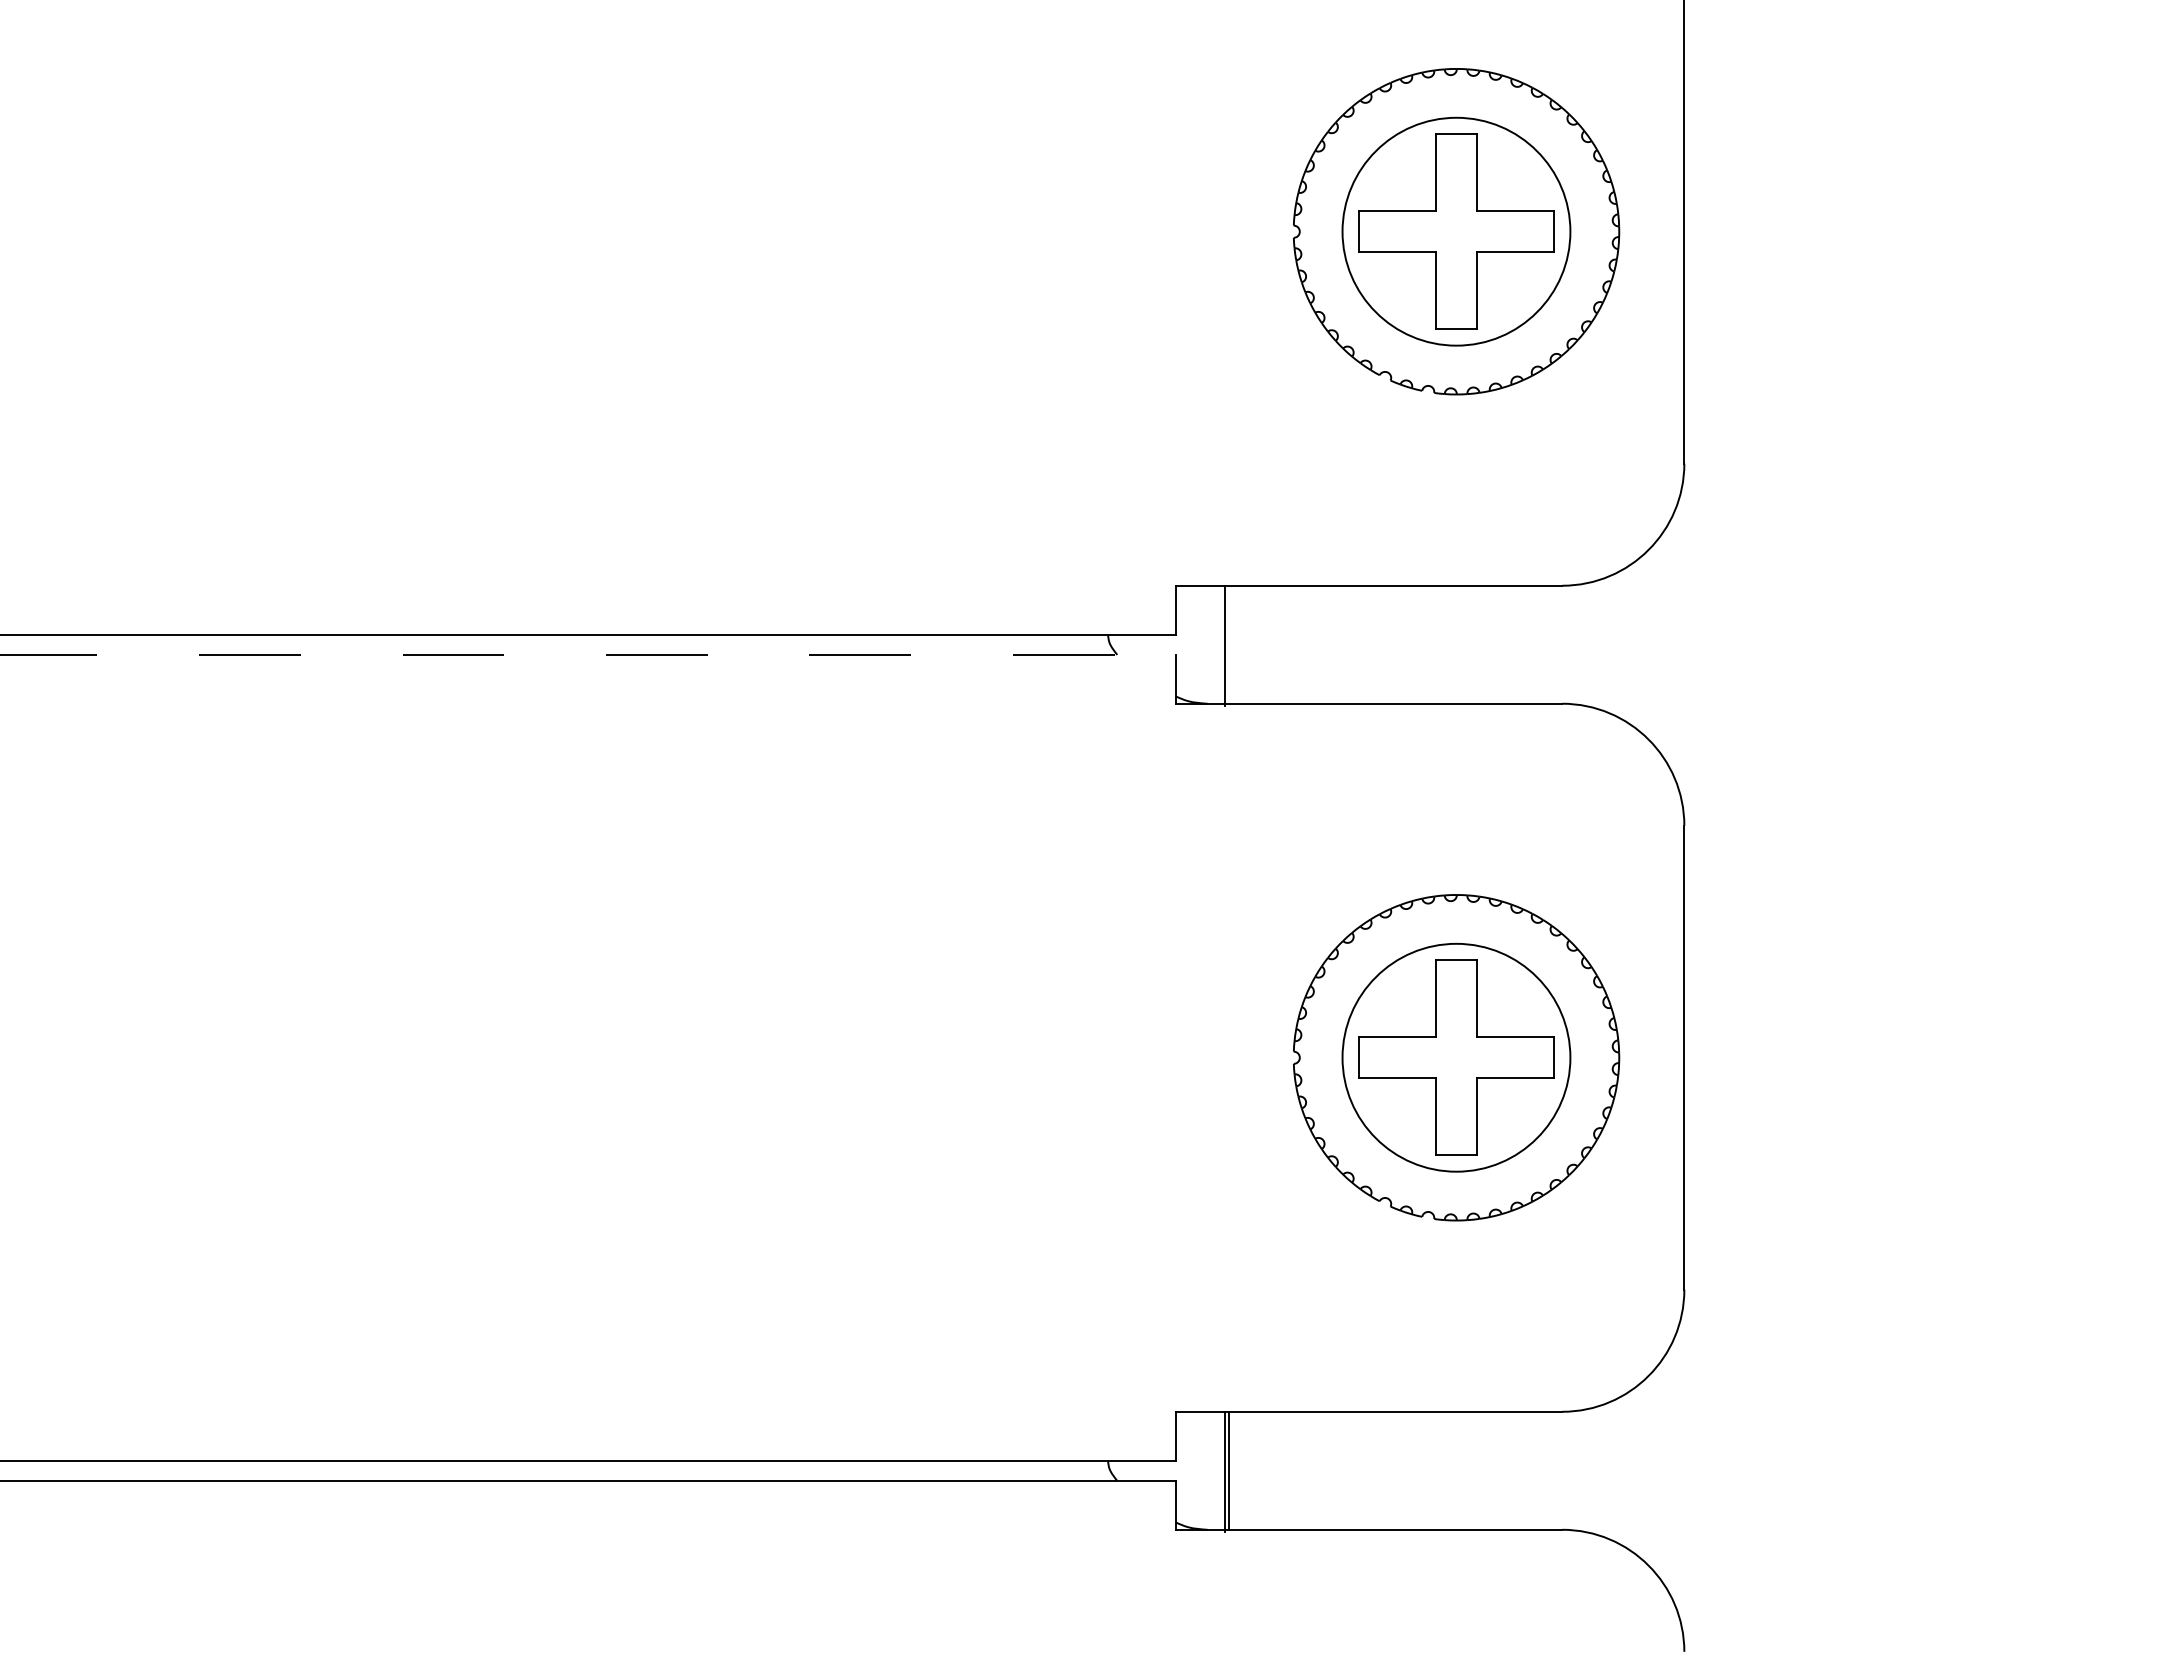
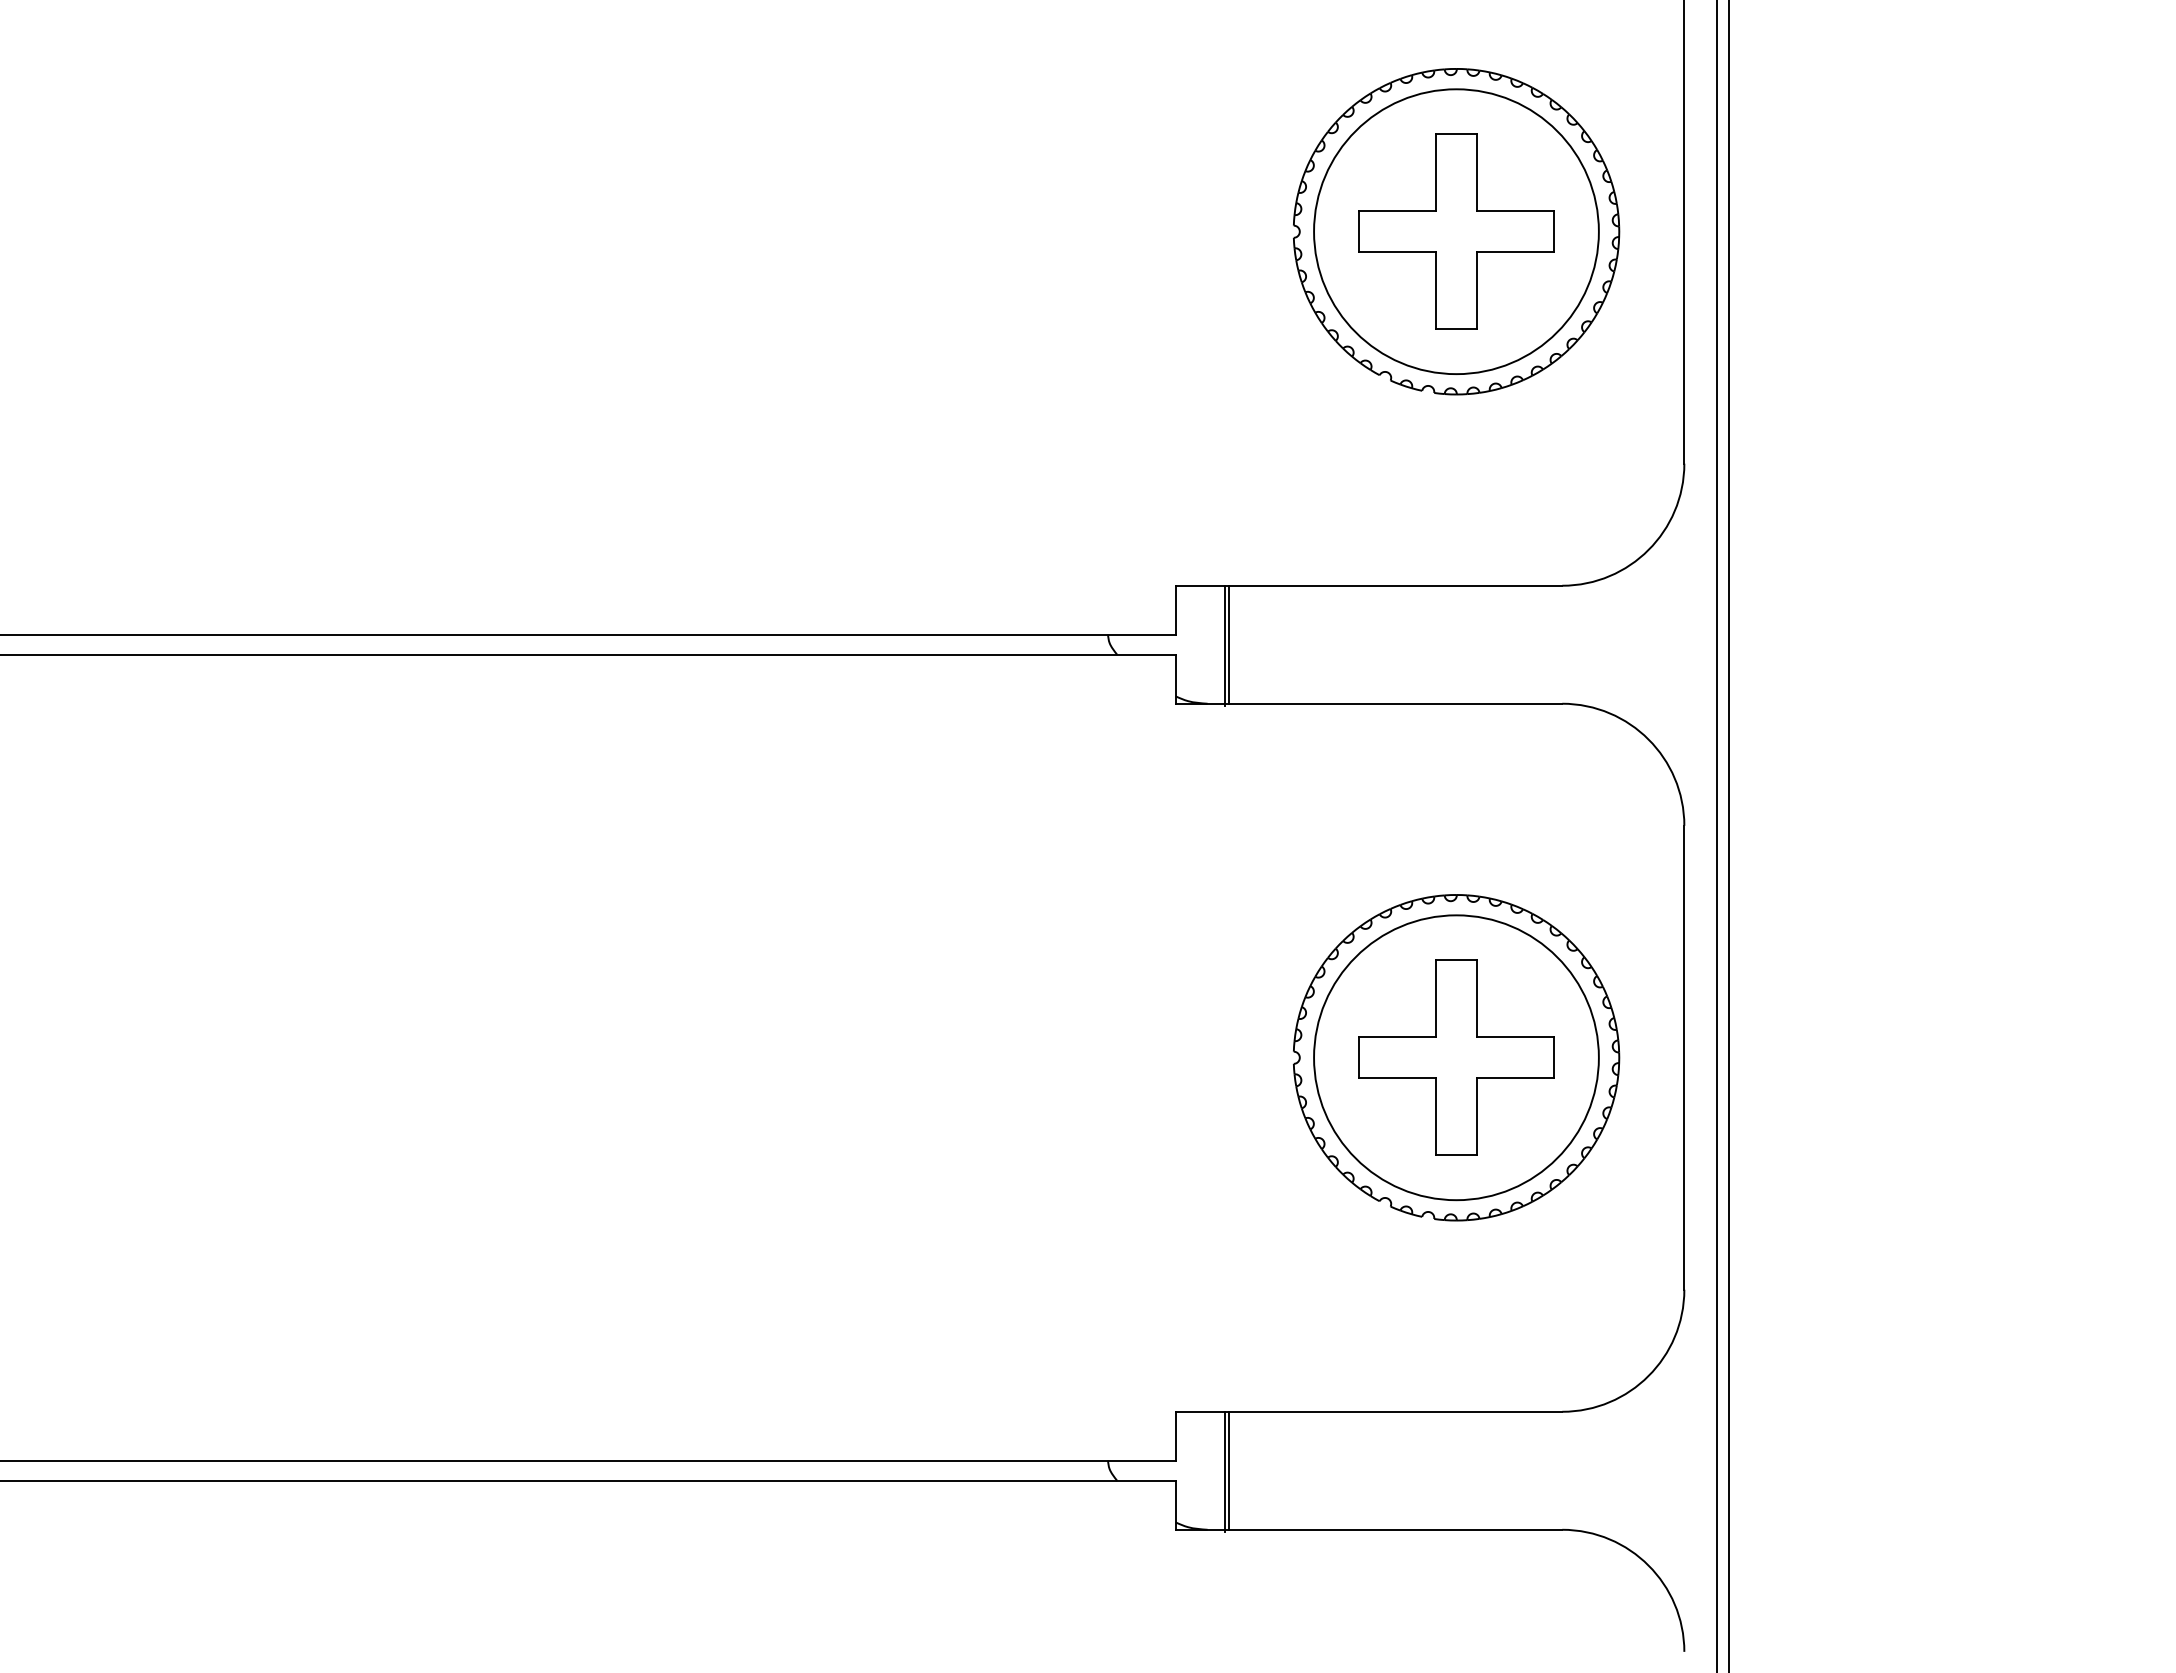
circle diameter: 228 px -> 285 px (1456, 231)
line: none -> present (1228, 644)
line: dashed -> solid (588, 654)
line: none -> present (1716, 835)
line: none -> present (1728, 835)
circle diameter: 228 px -> 285 px (1456, 1057)
